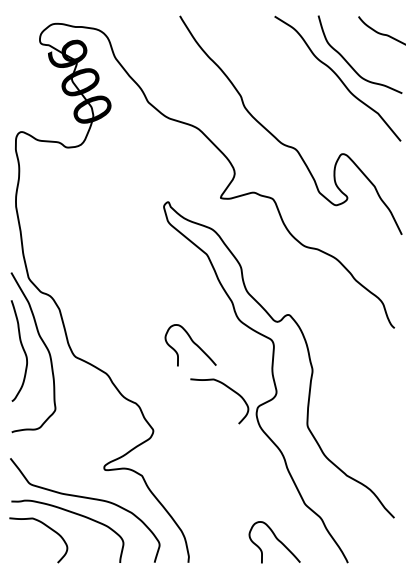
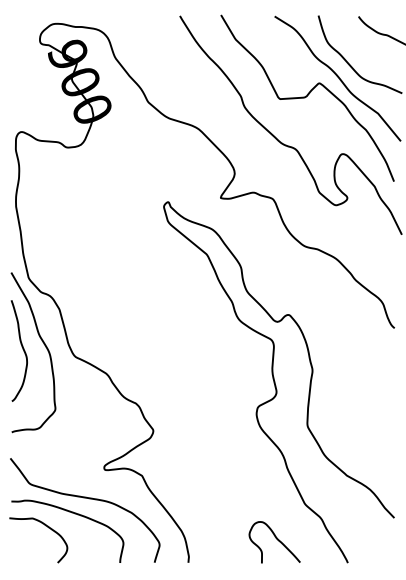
curve: none -> present (307, 96)
curve: present -> none (192, 342)
curve: present -> none (229, 389)
